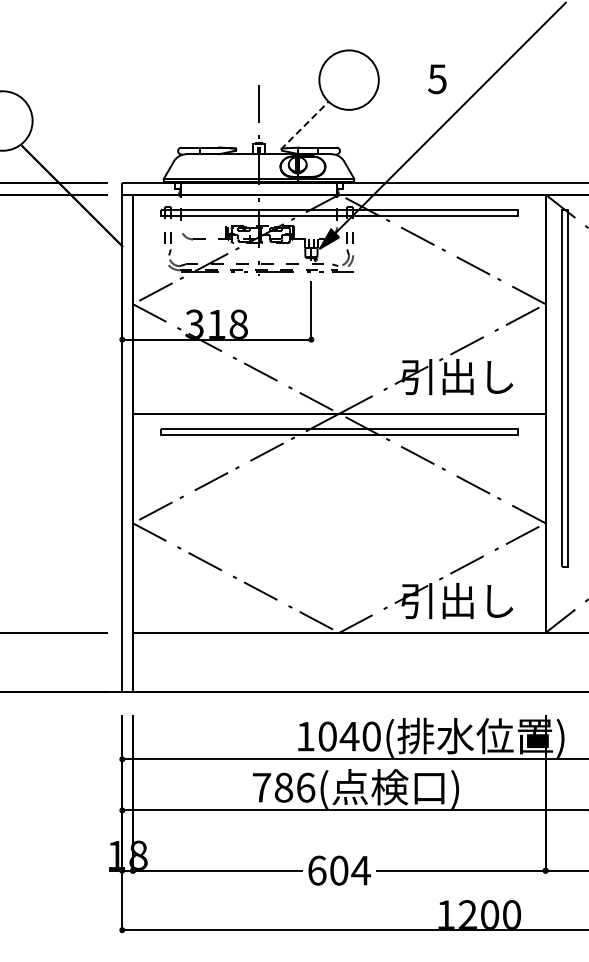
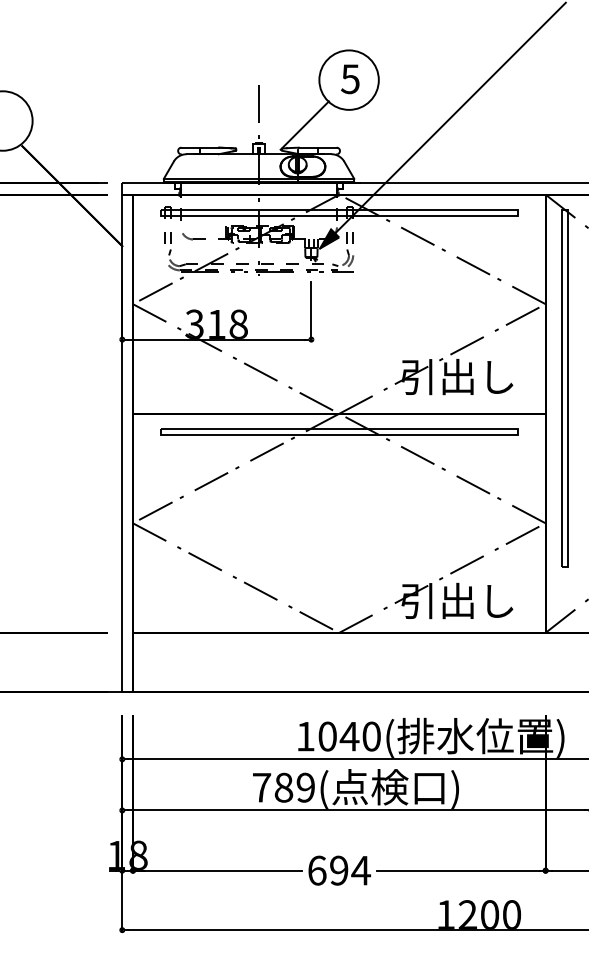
text position: (437, 79) -> (350, 79) (350, 79)
line: dashed -> solid (305, 125)
text: 786( -> 789( (305, 787)
text: 604 -> 694 (339, 870)
